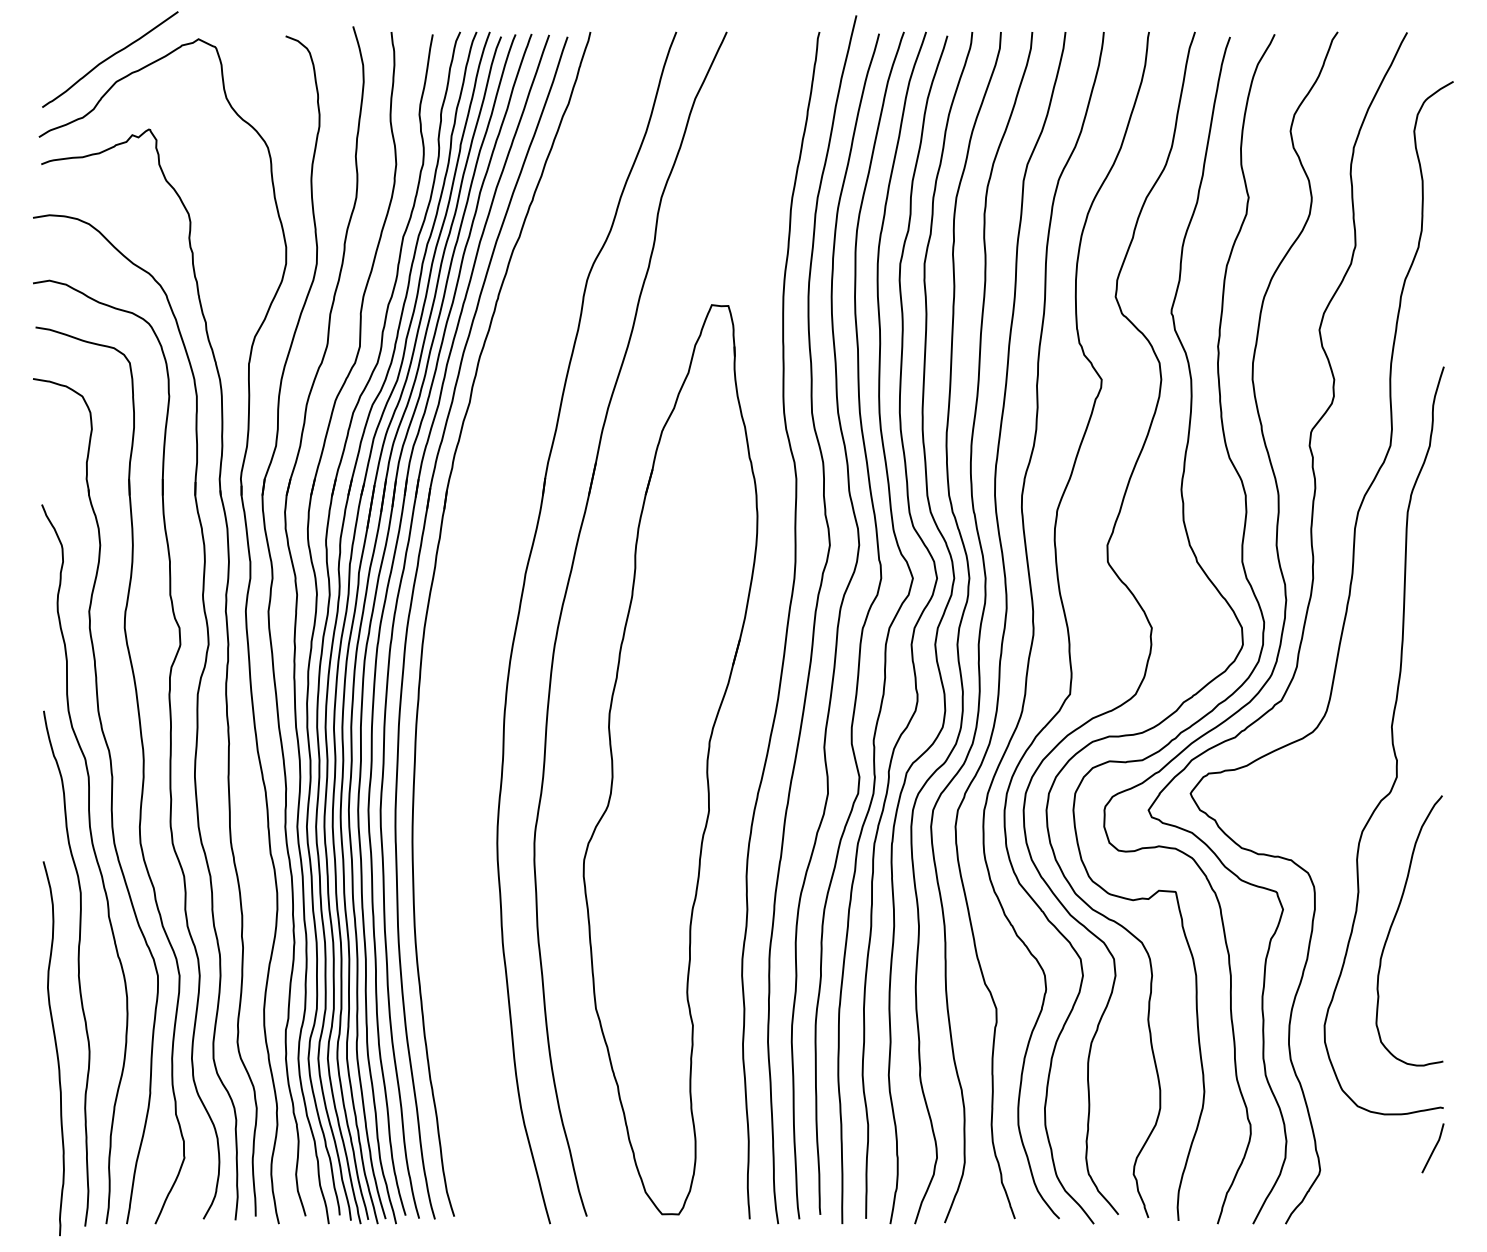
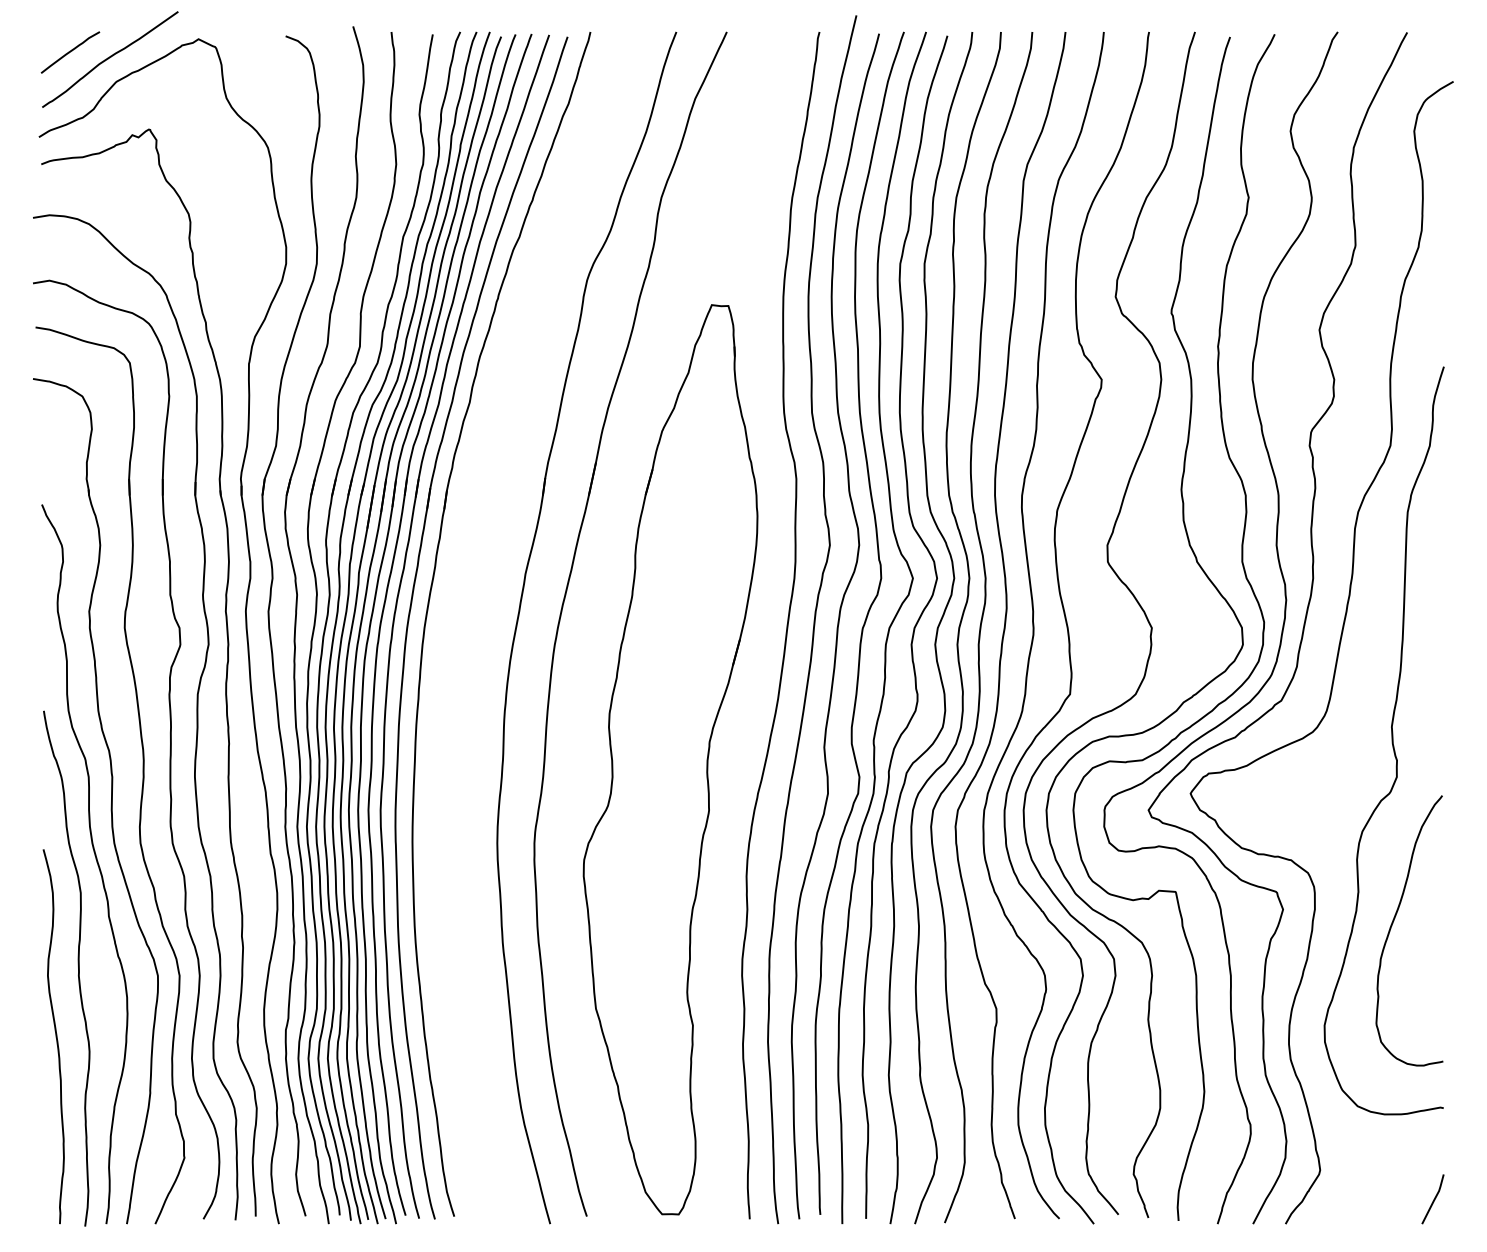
curve: none -> present (70, 52)
curve position: (55, 1048) -> (55, 1036) (55, 1036)
line position: (1433, 1148) -> (1433, 1199) (1433, 1199)
